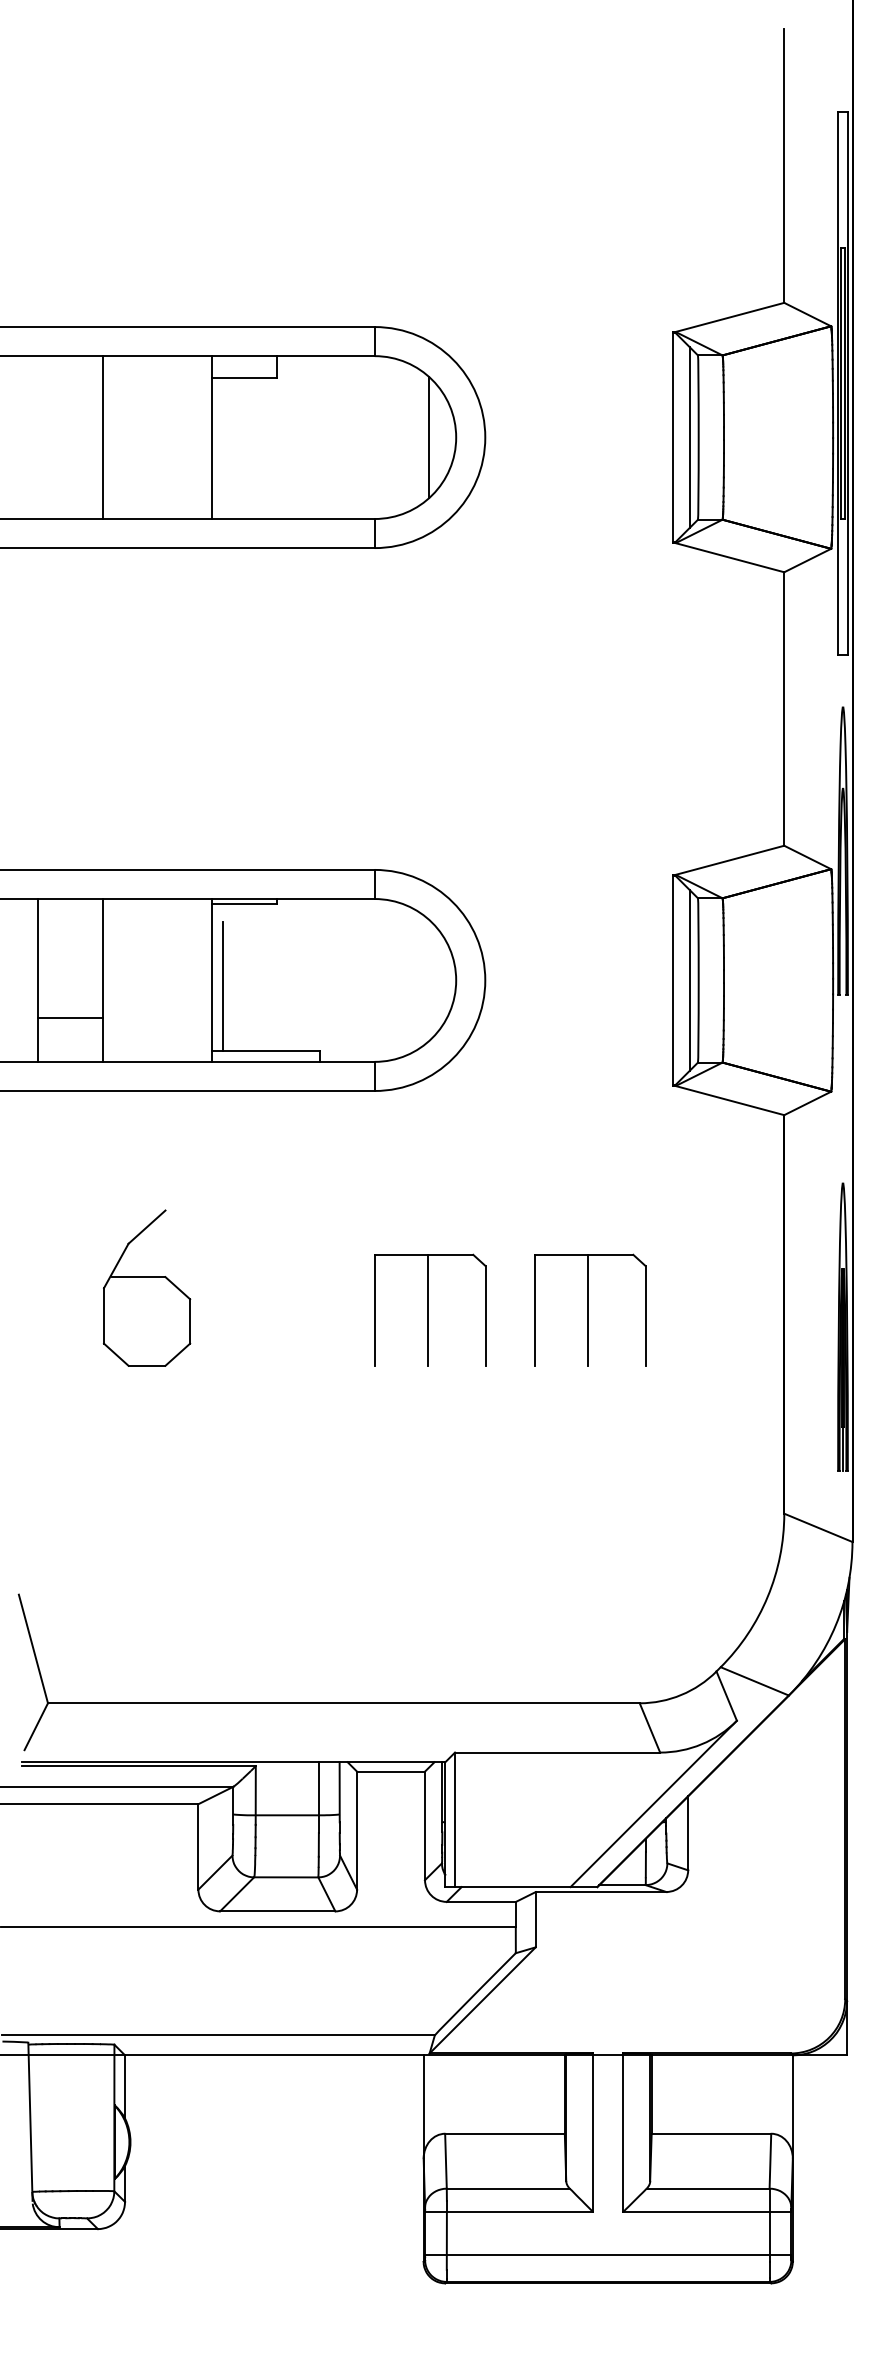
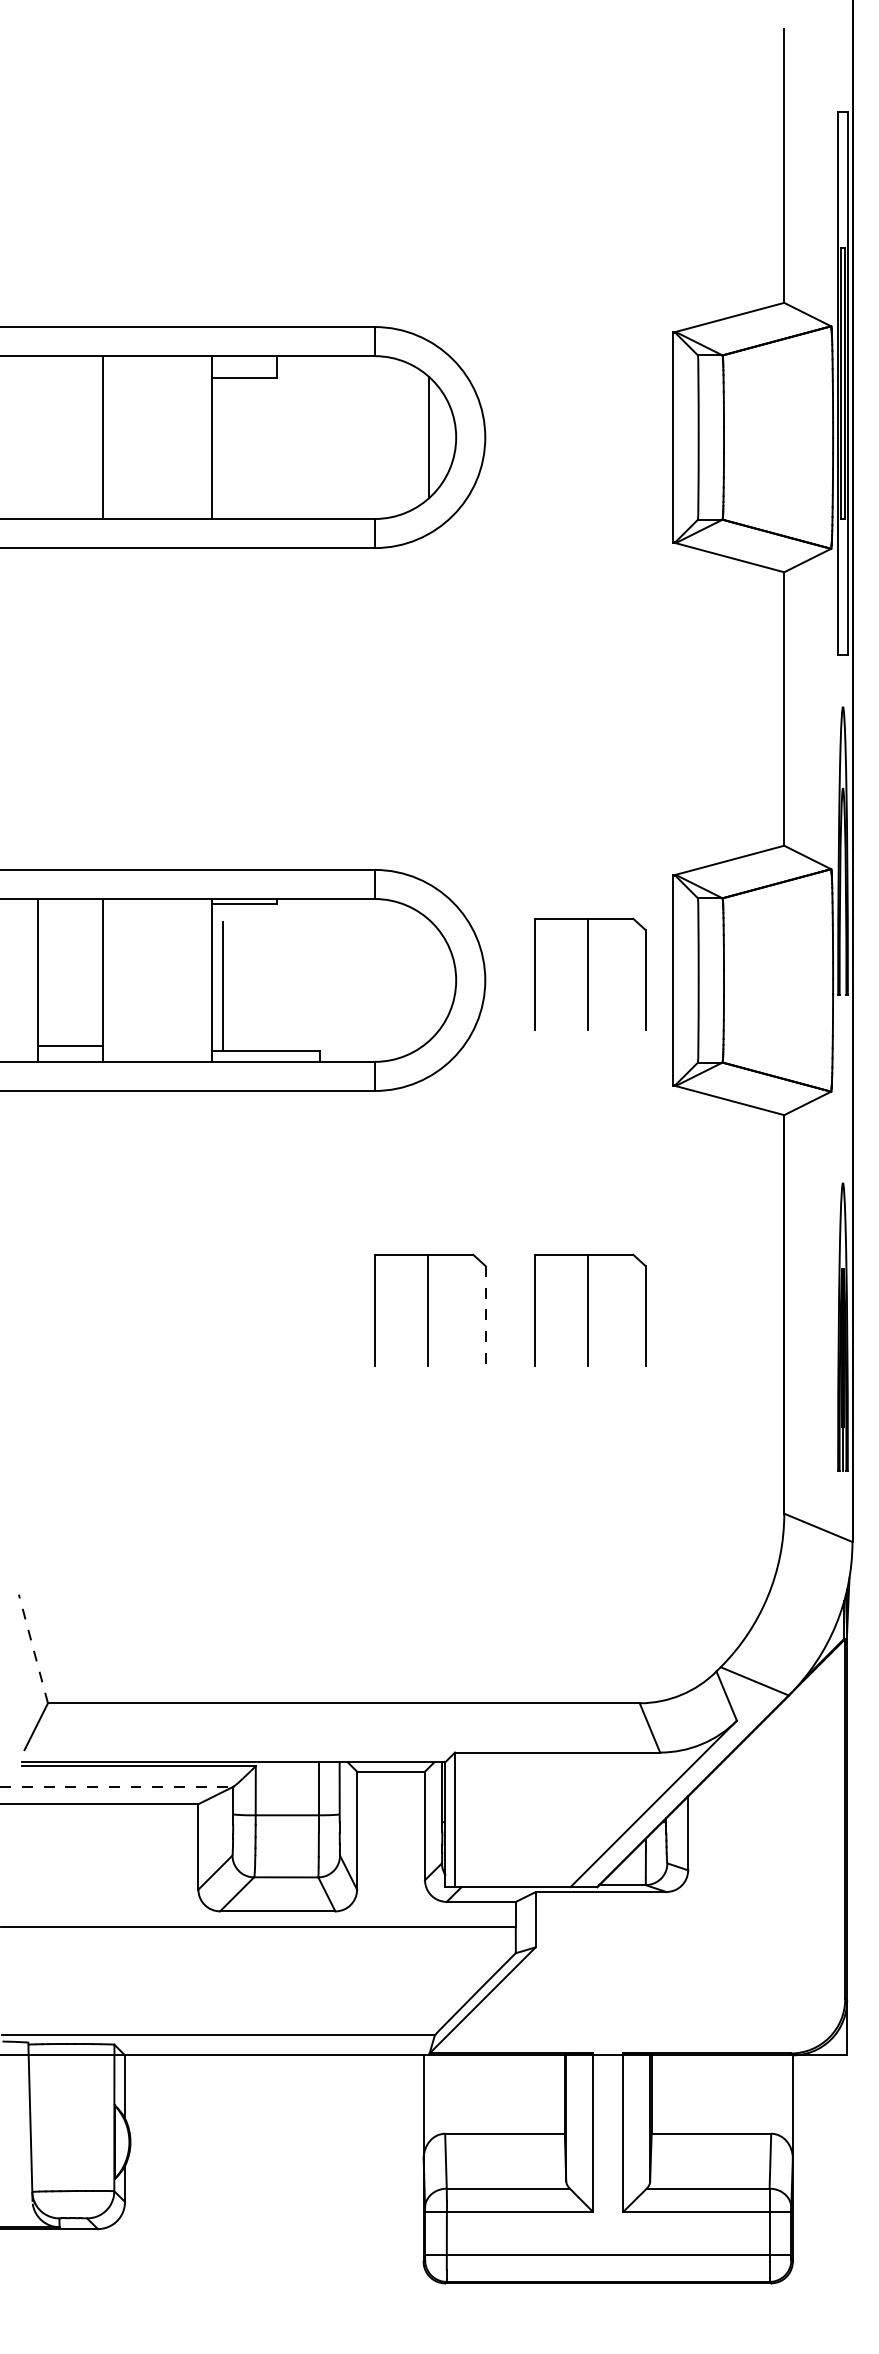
line: present -> none (689, 437)
part: none -> present (590, 973)
line: present -> none (689, 979)
line position: (70, 1018) -> (70, 1046) (70, 1046)
part: present -> none (147, 1287)
line: solid -> dashed (485, 1315)
line: solid -> dashed (33, 1648)
line: solid -> dashed (117, 1786)
